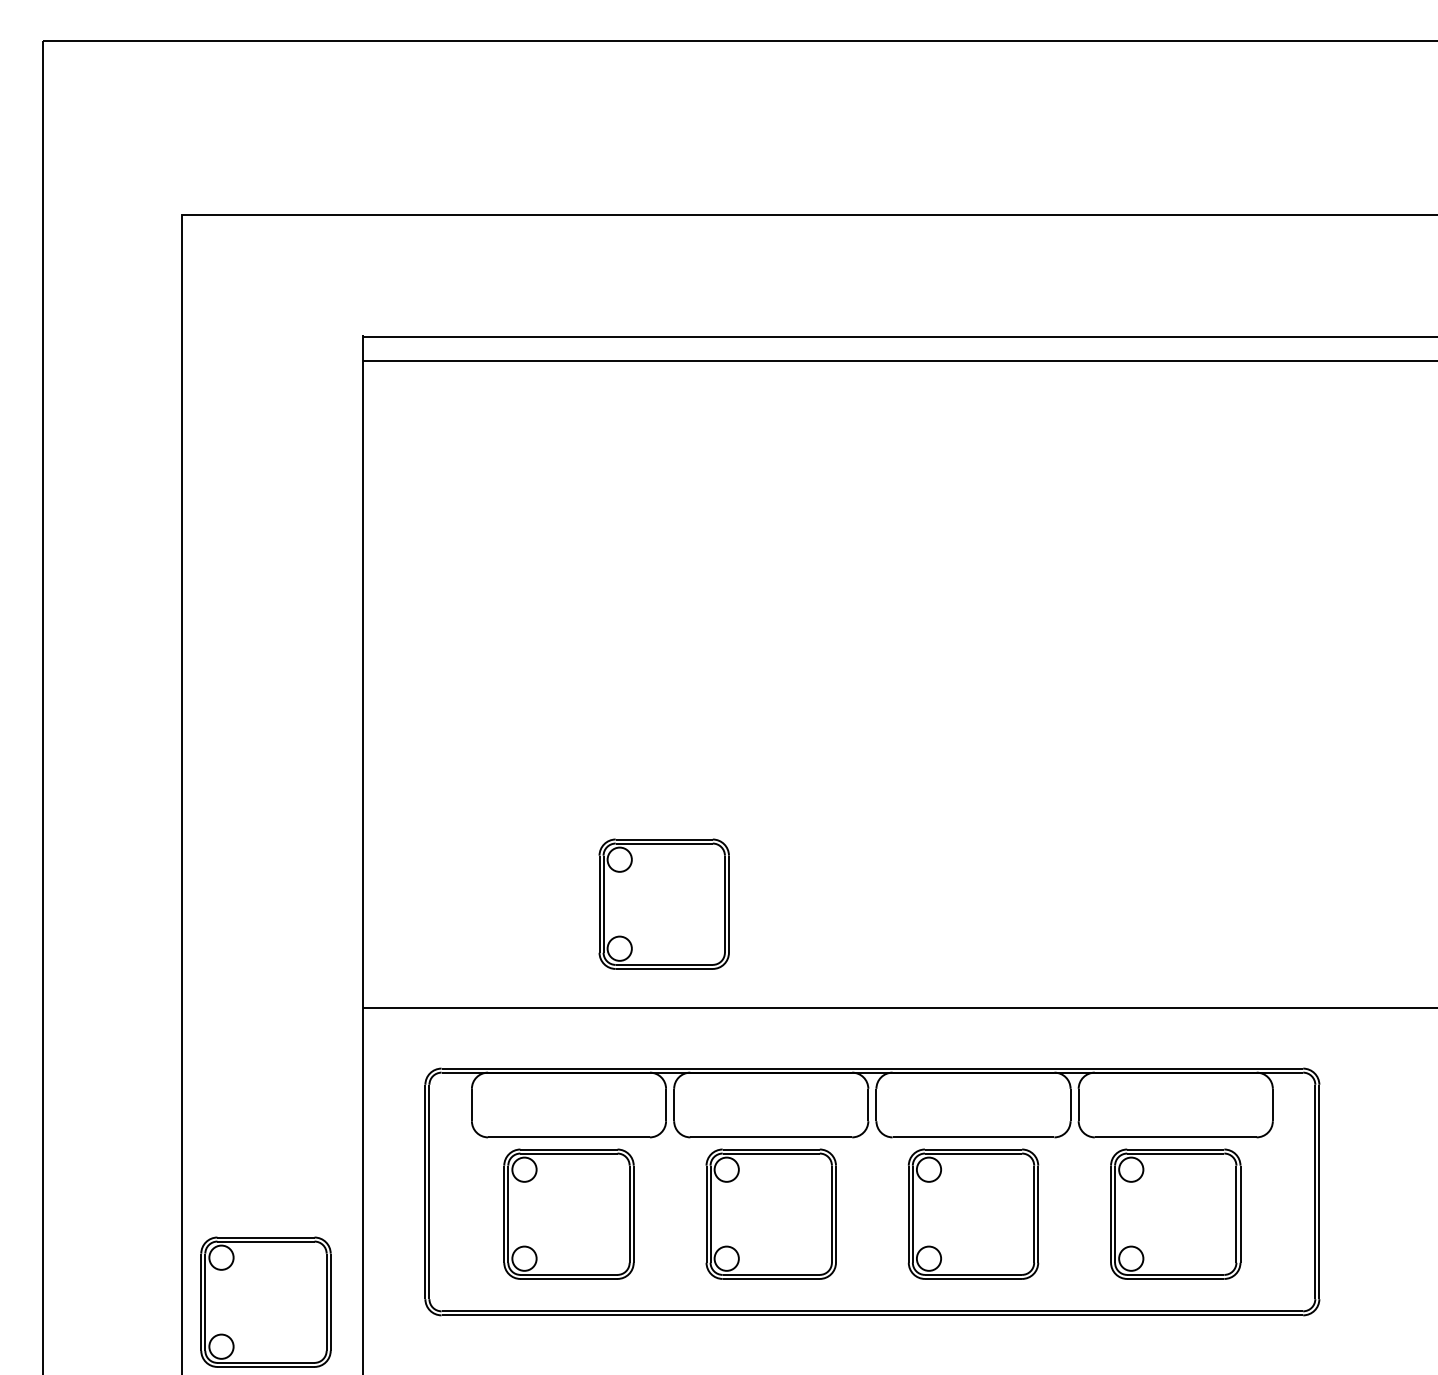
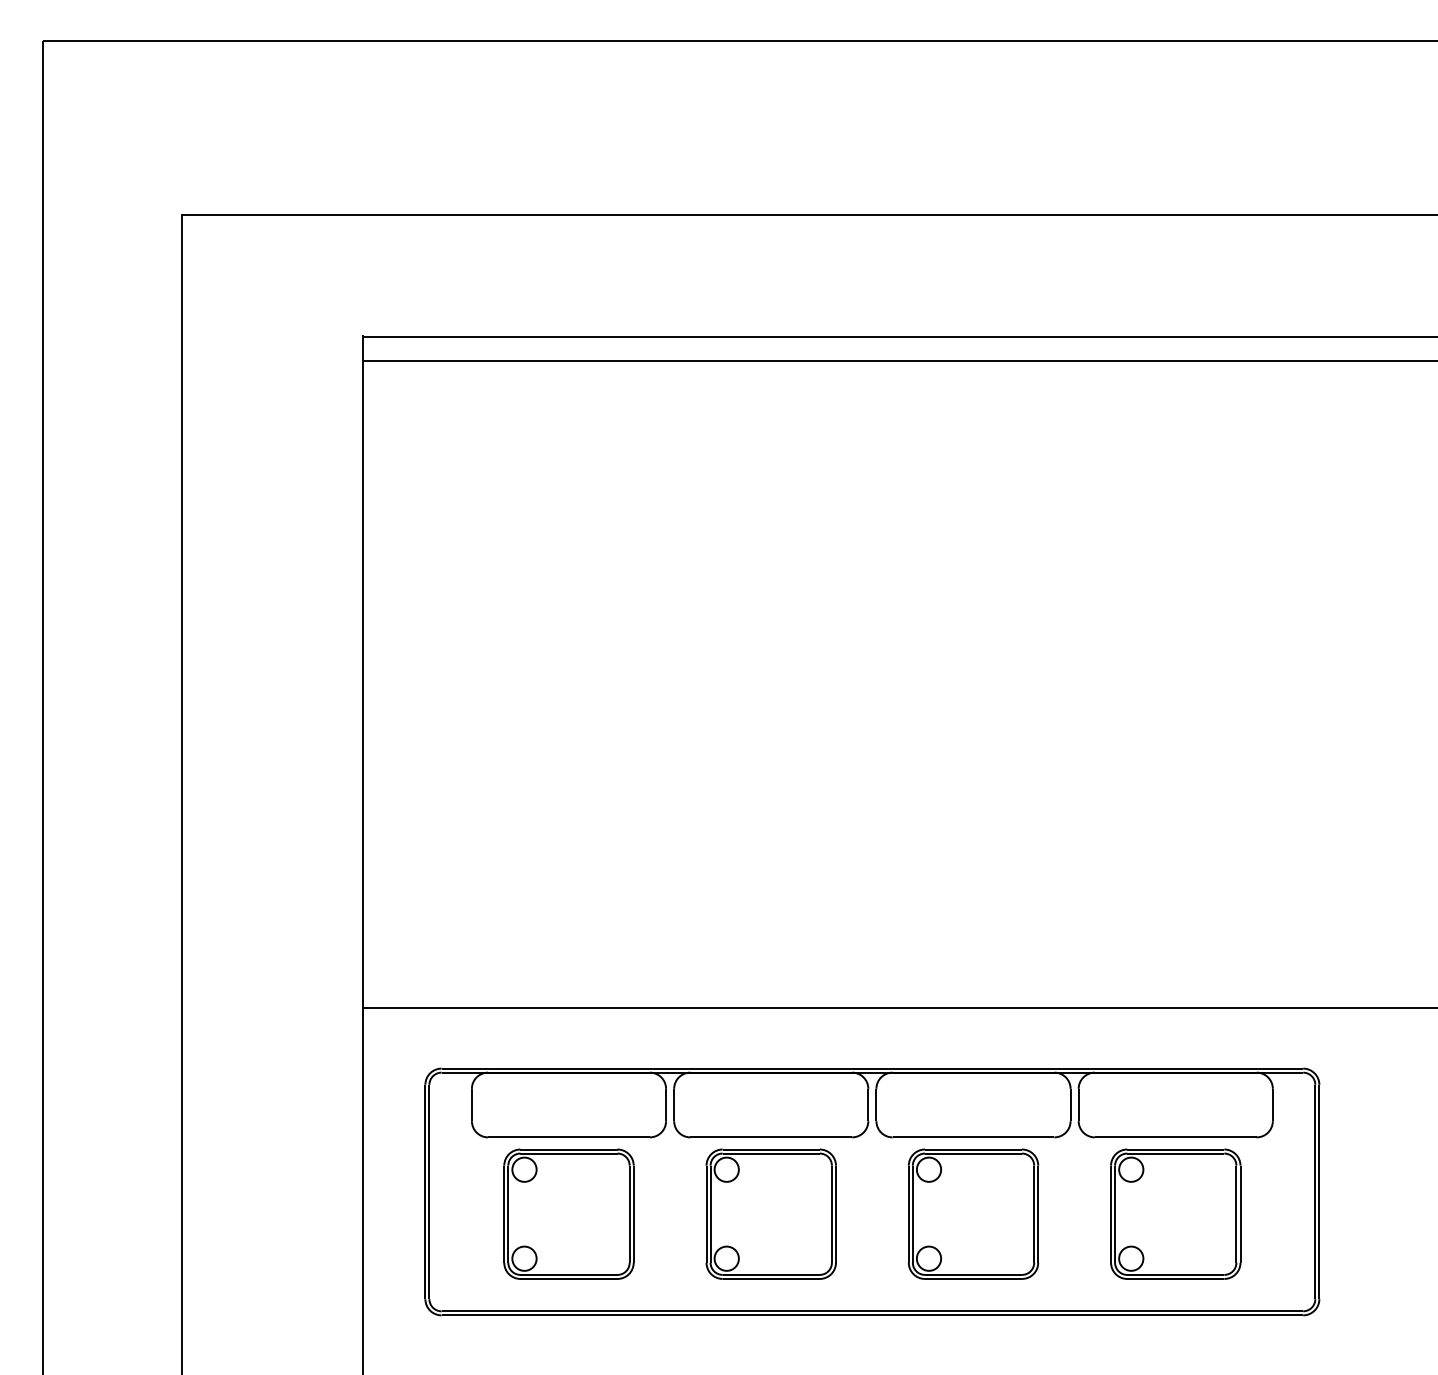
part: present -> none (663, 903)
part: present -> none (265, 1301)
